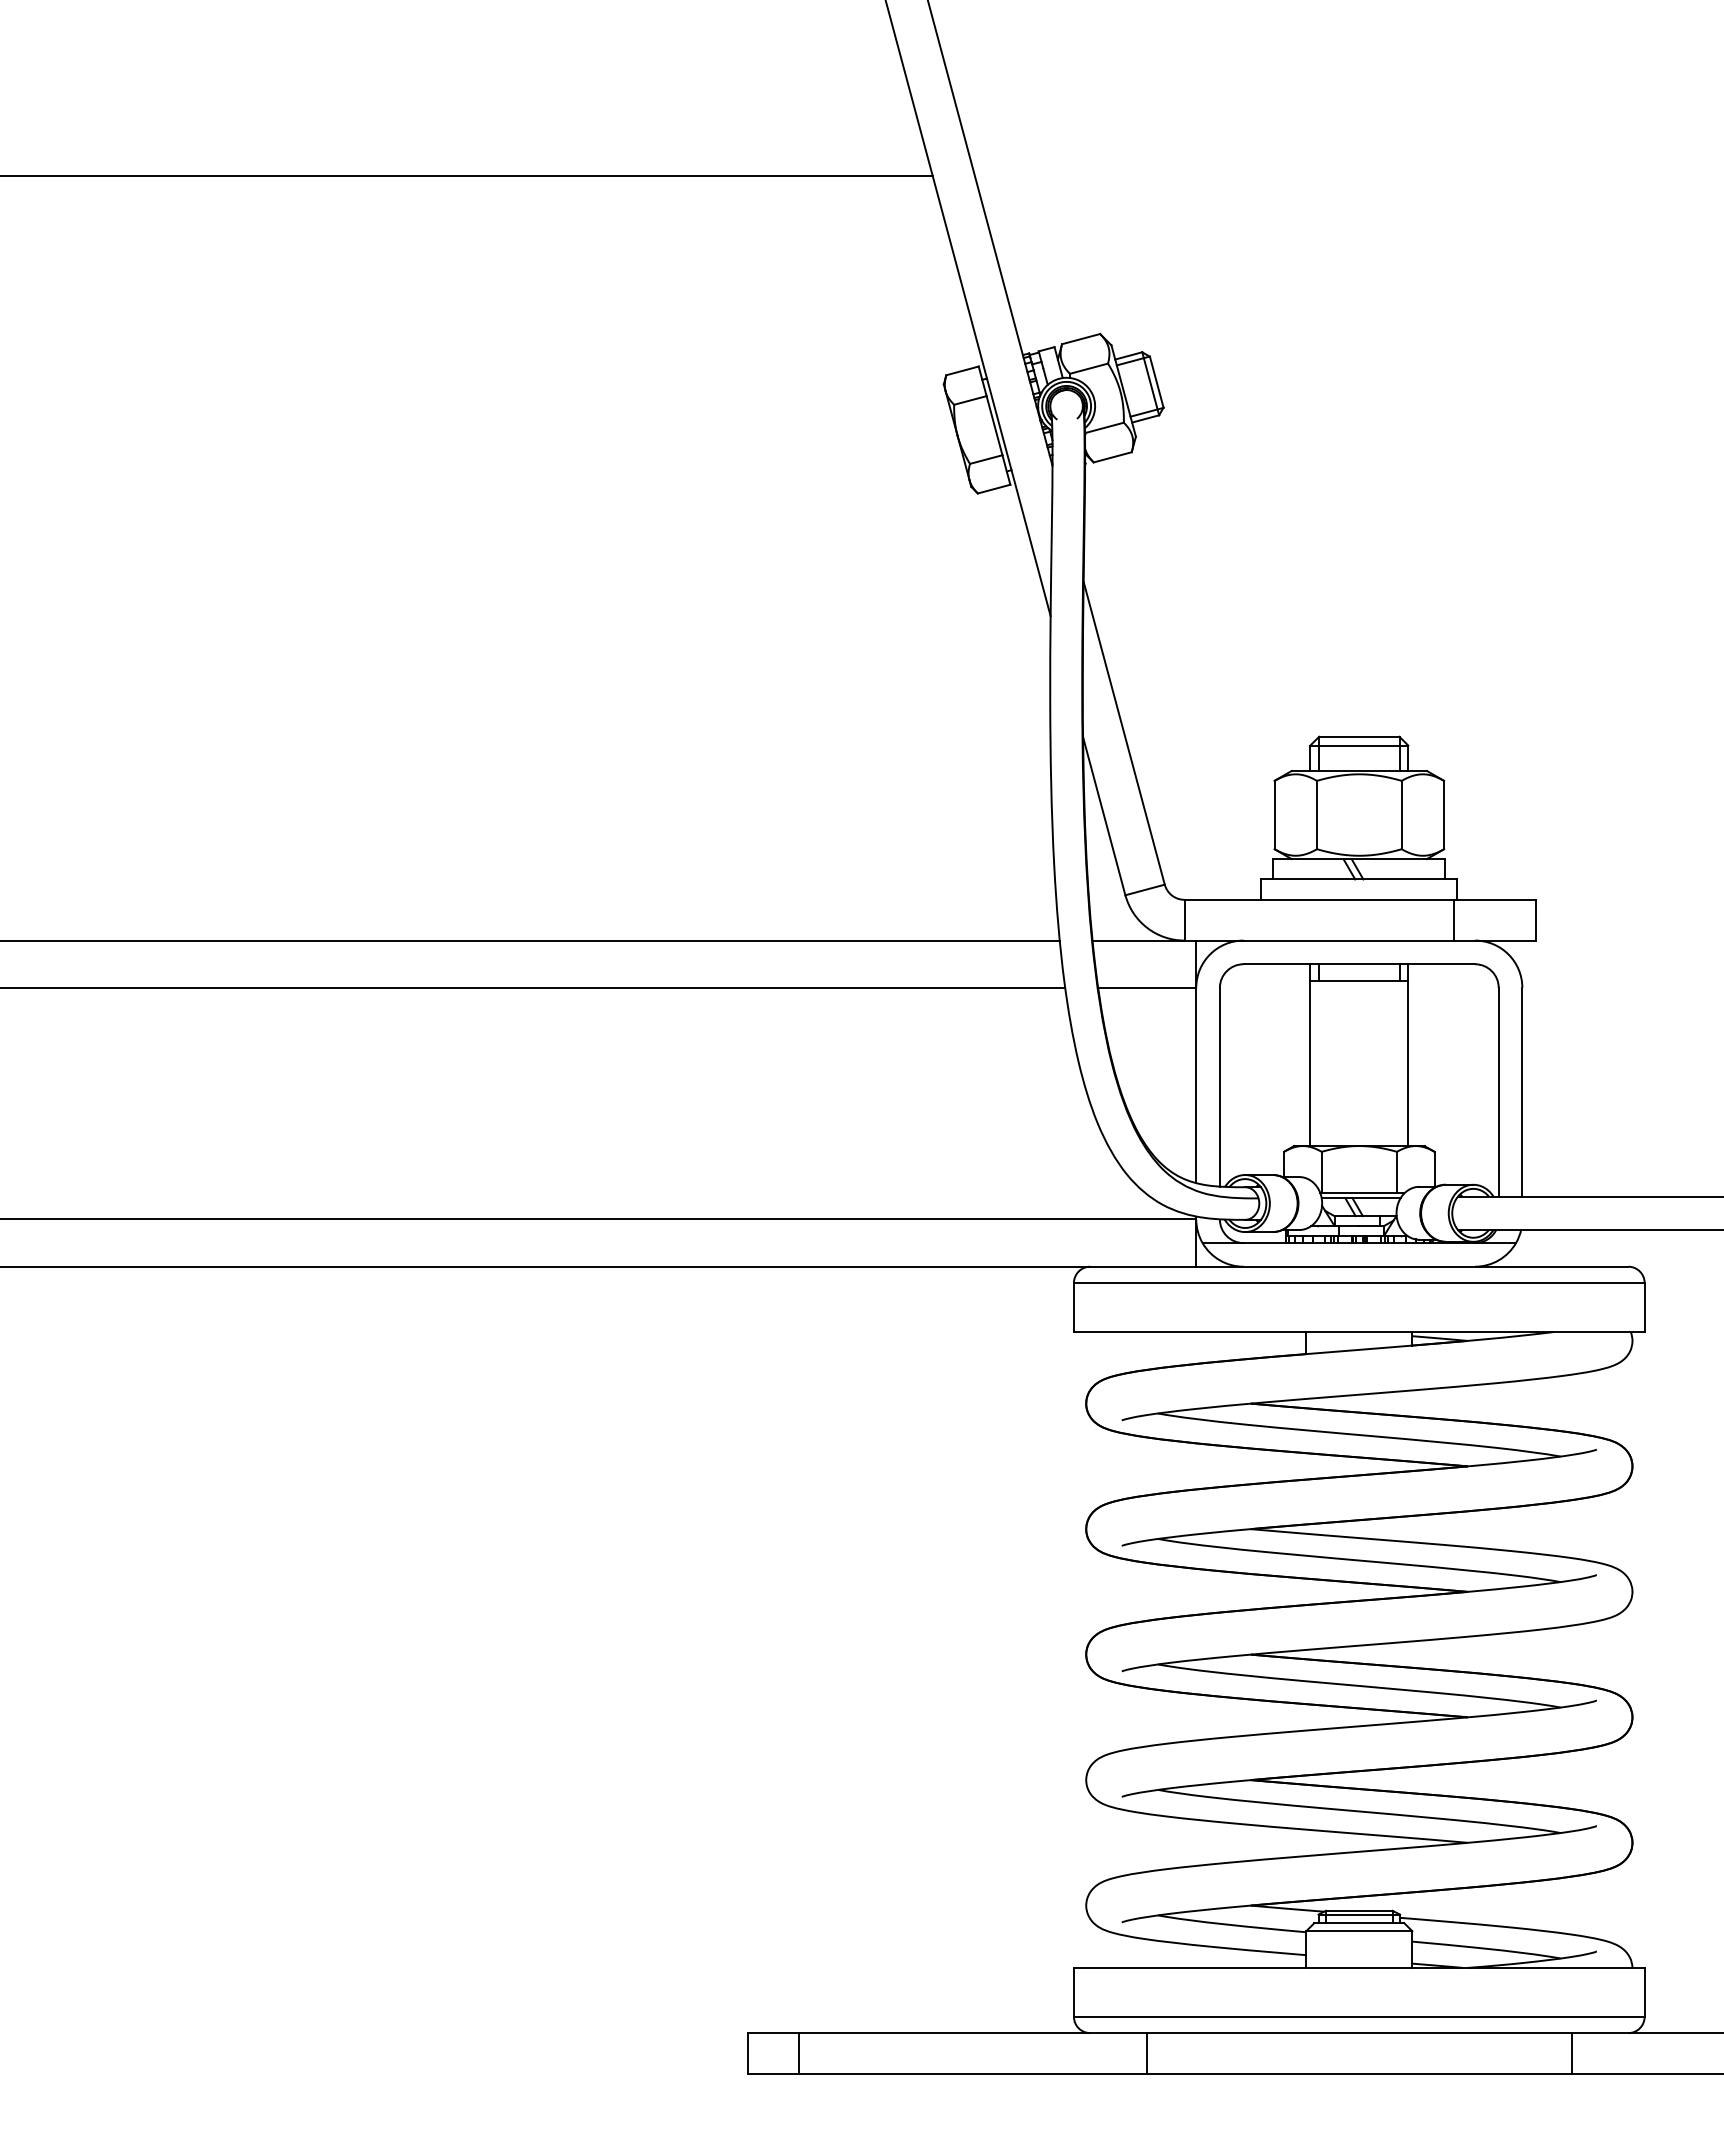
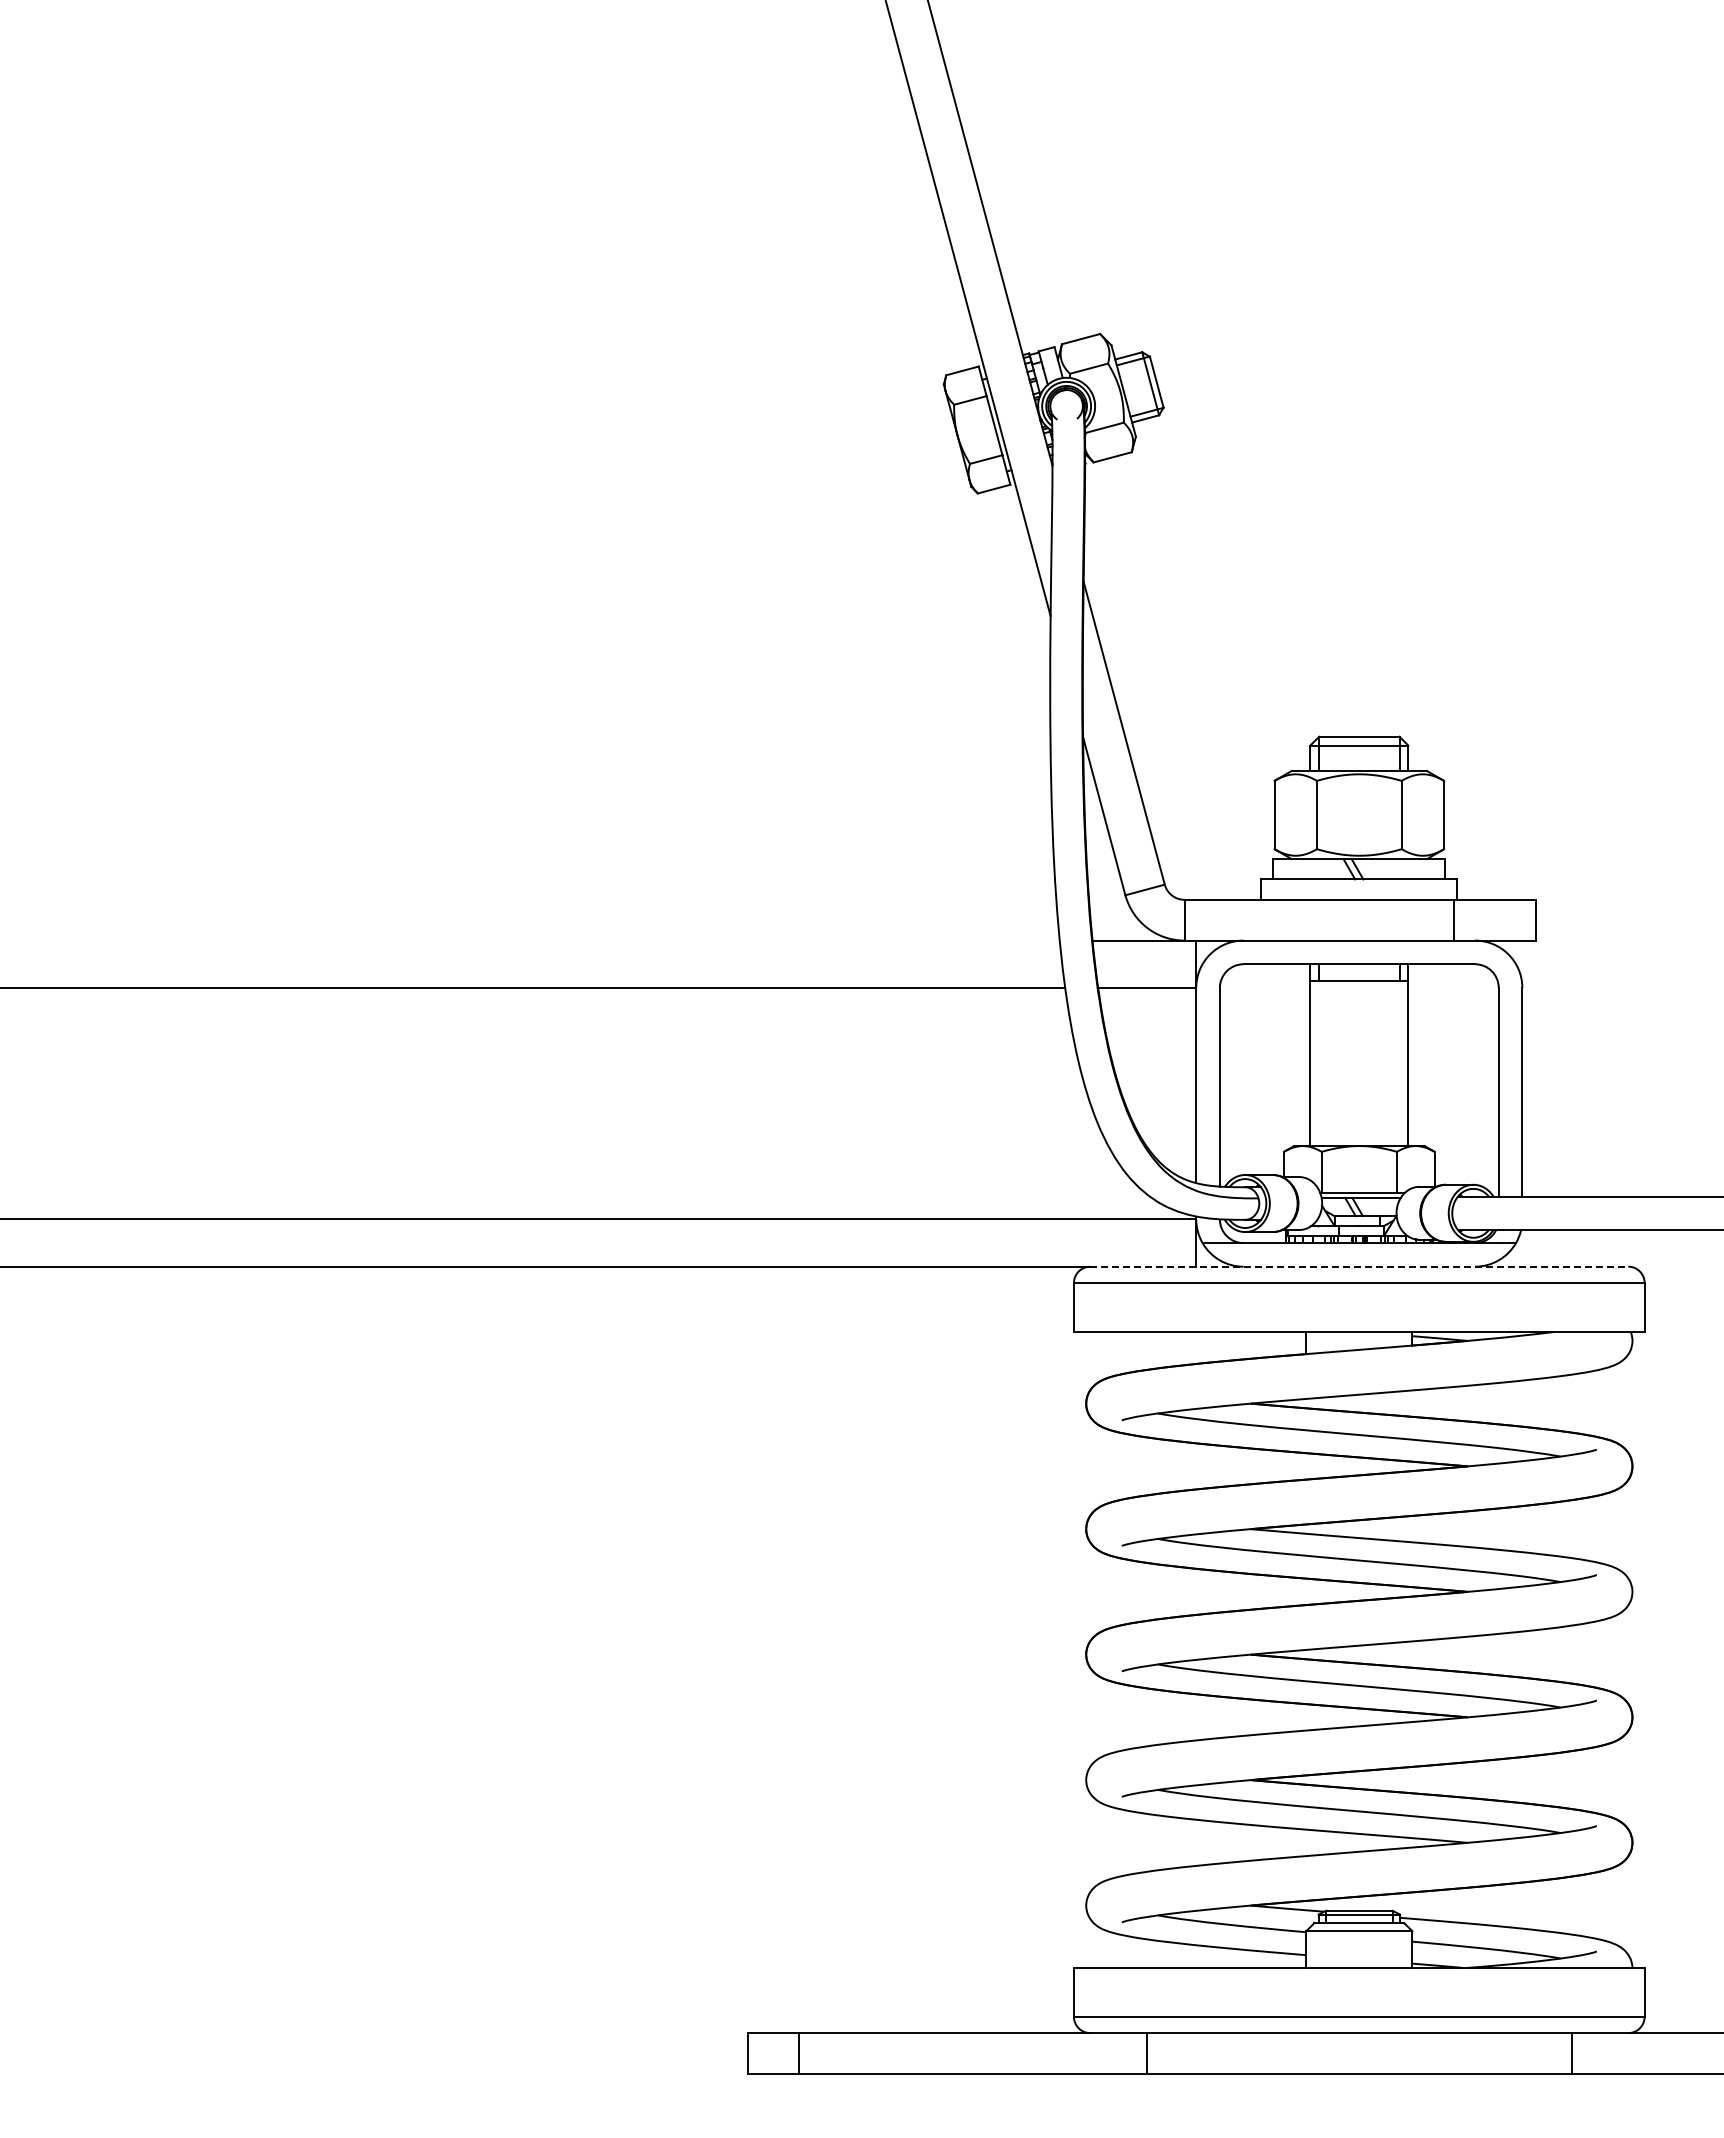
line: present -> none (467, 176)
line: present -> none (530, 940)
line: solid -> dashed (1359, 1266)
